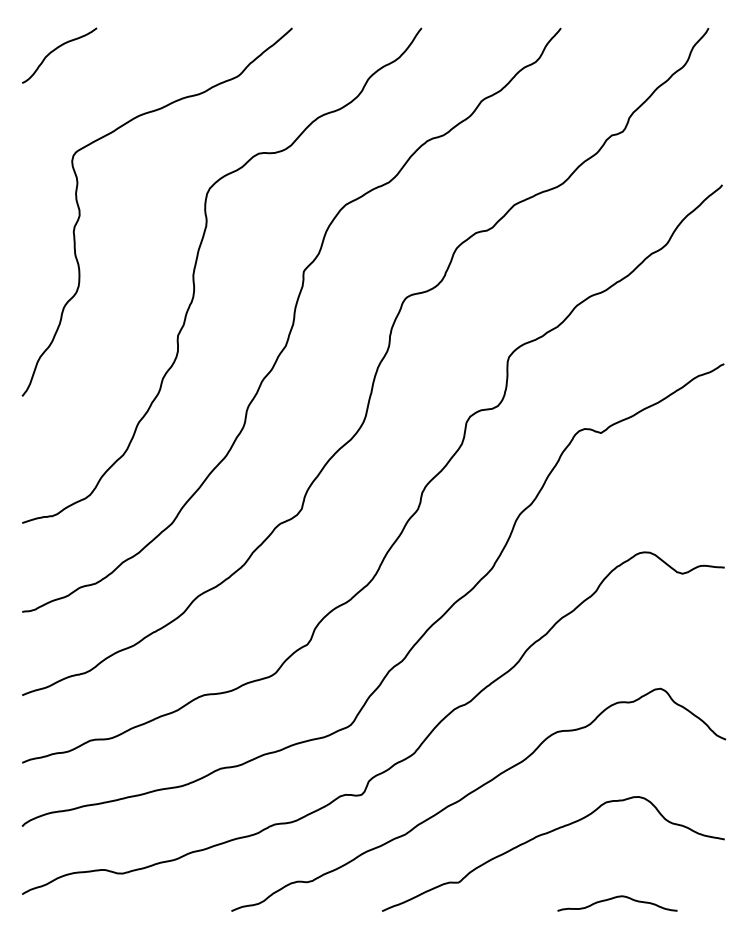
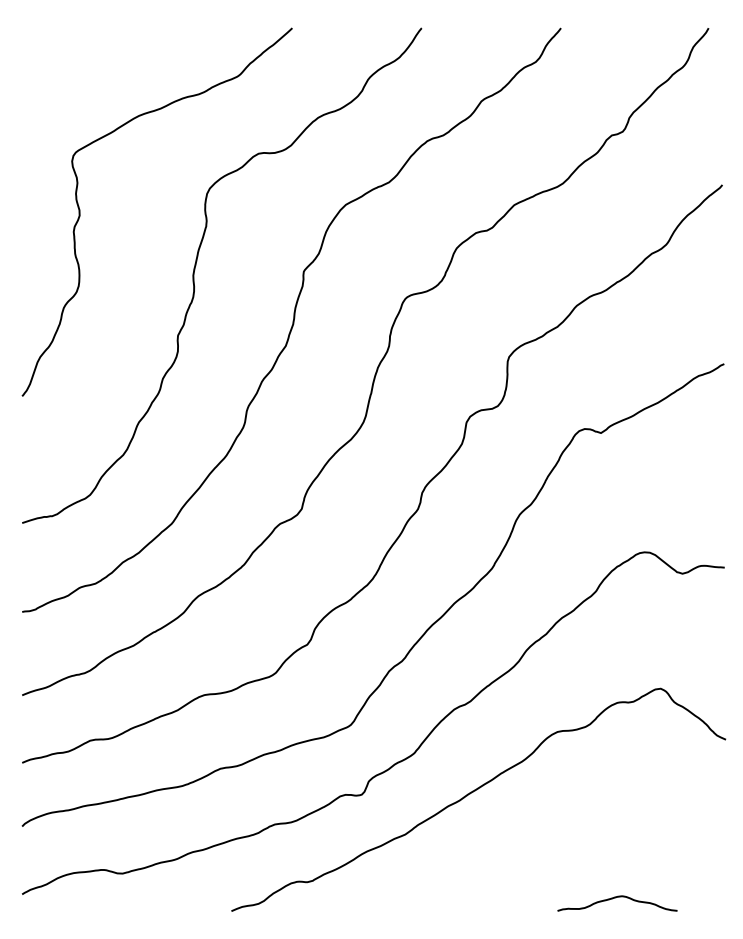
curve: present -> none (55, 50)
curve: present -> none (546, 834)
